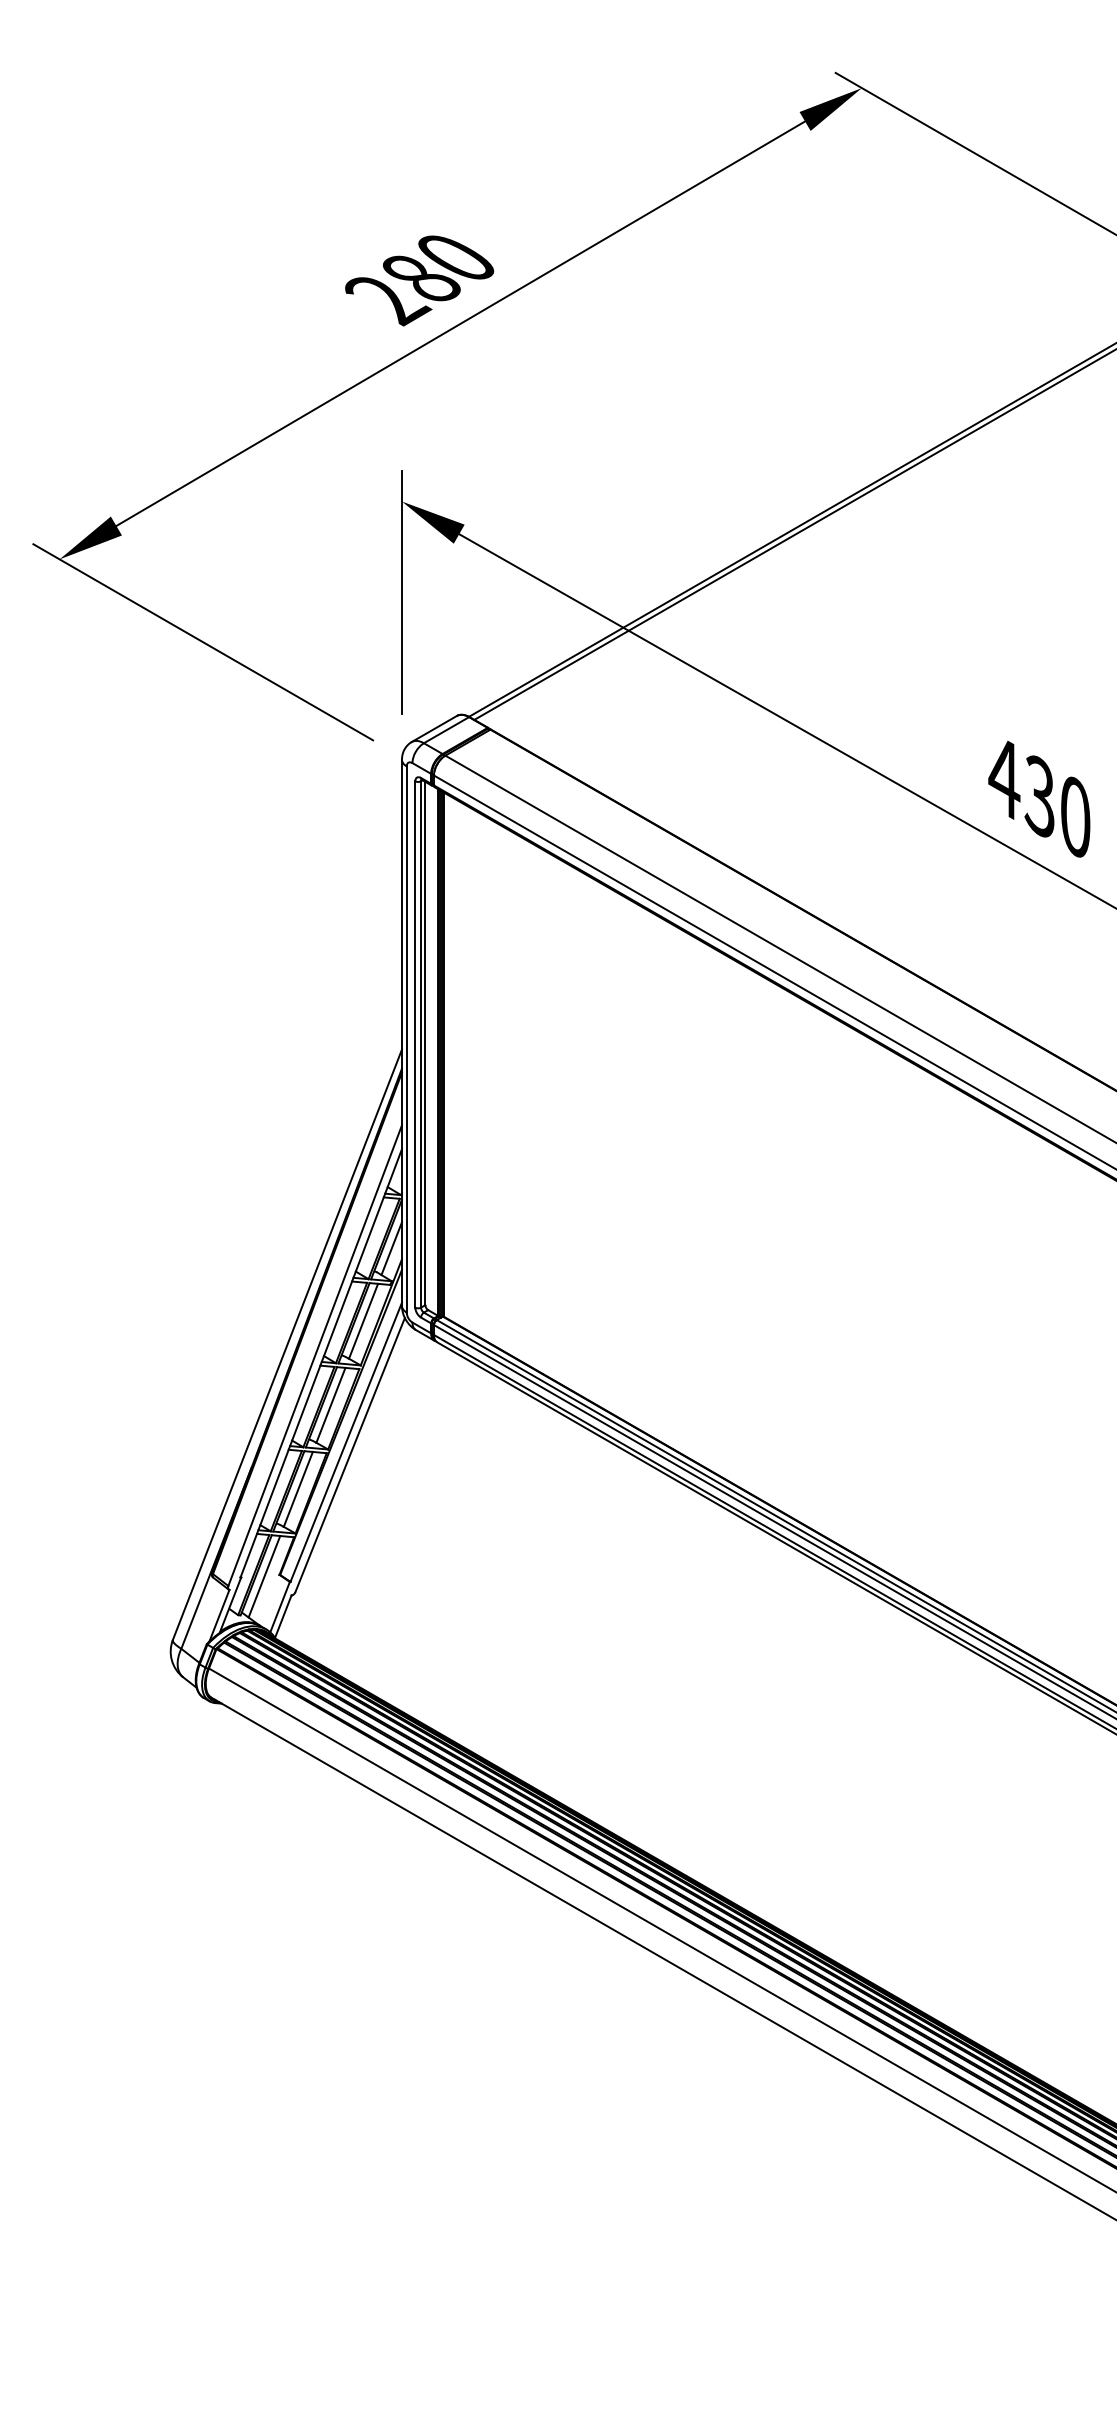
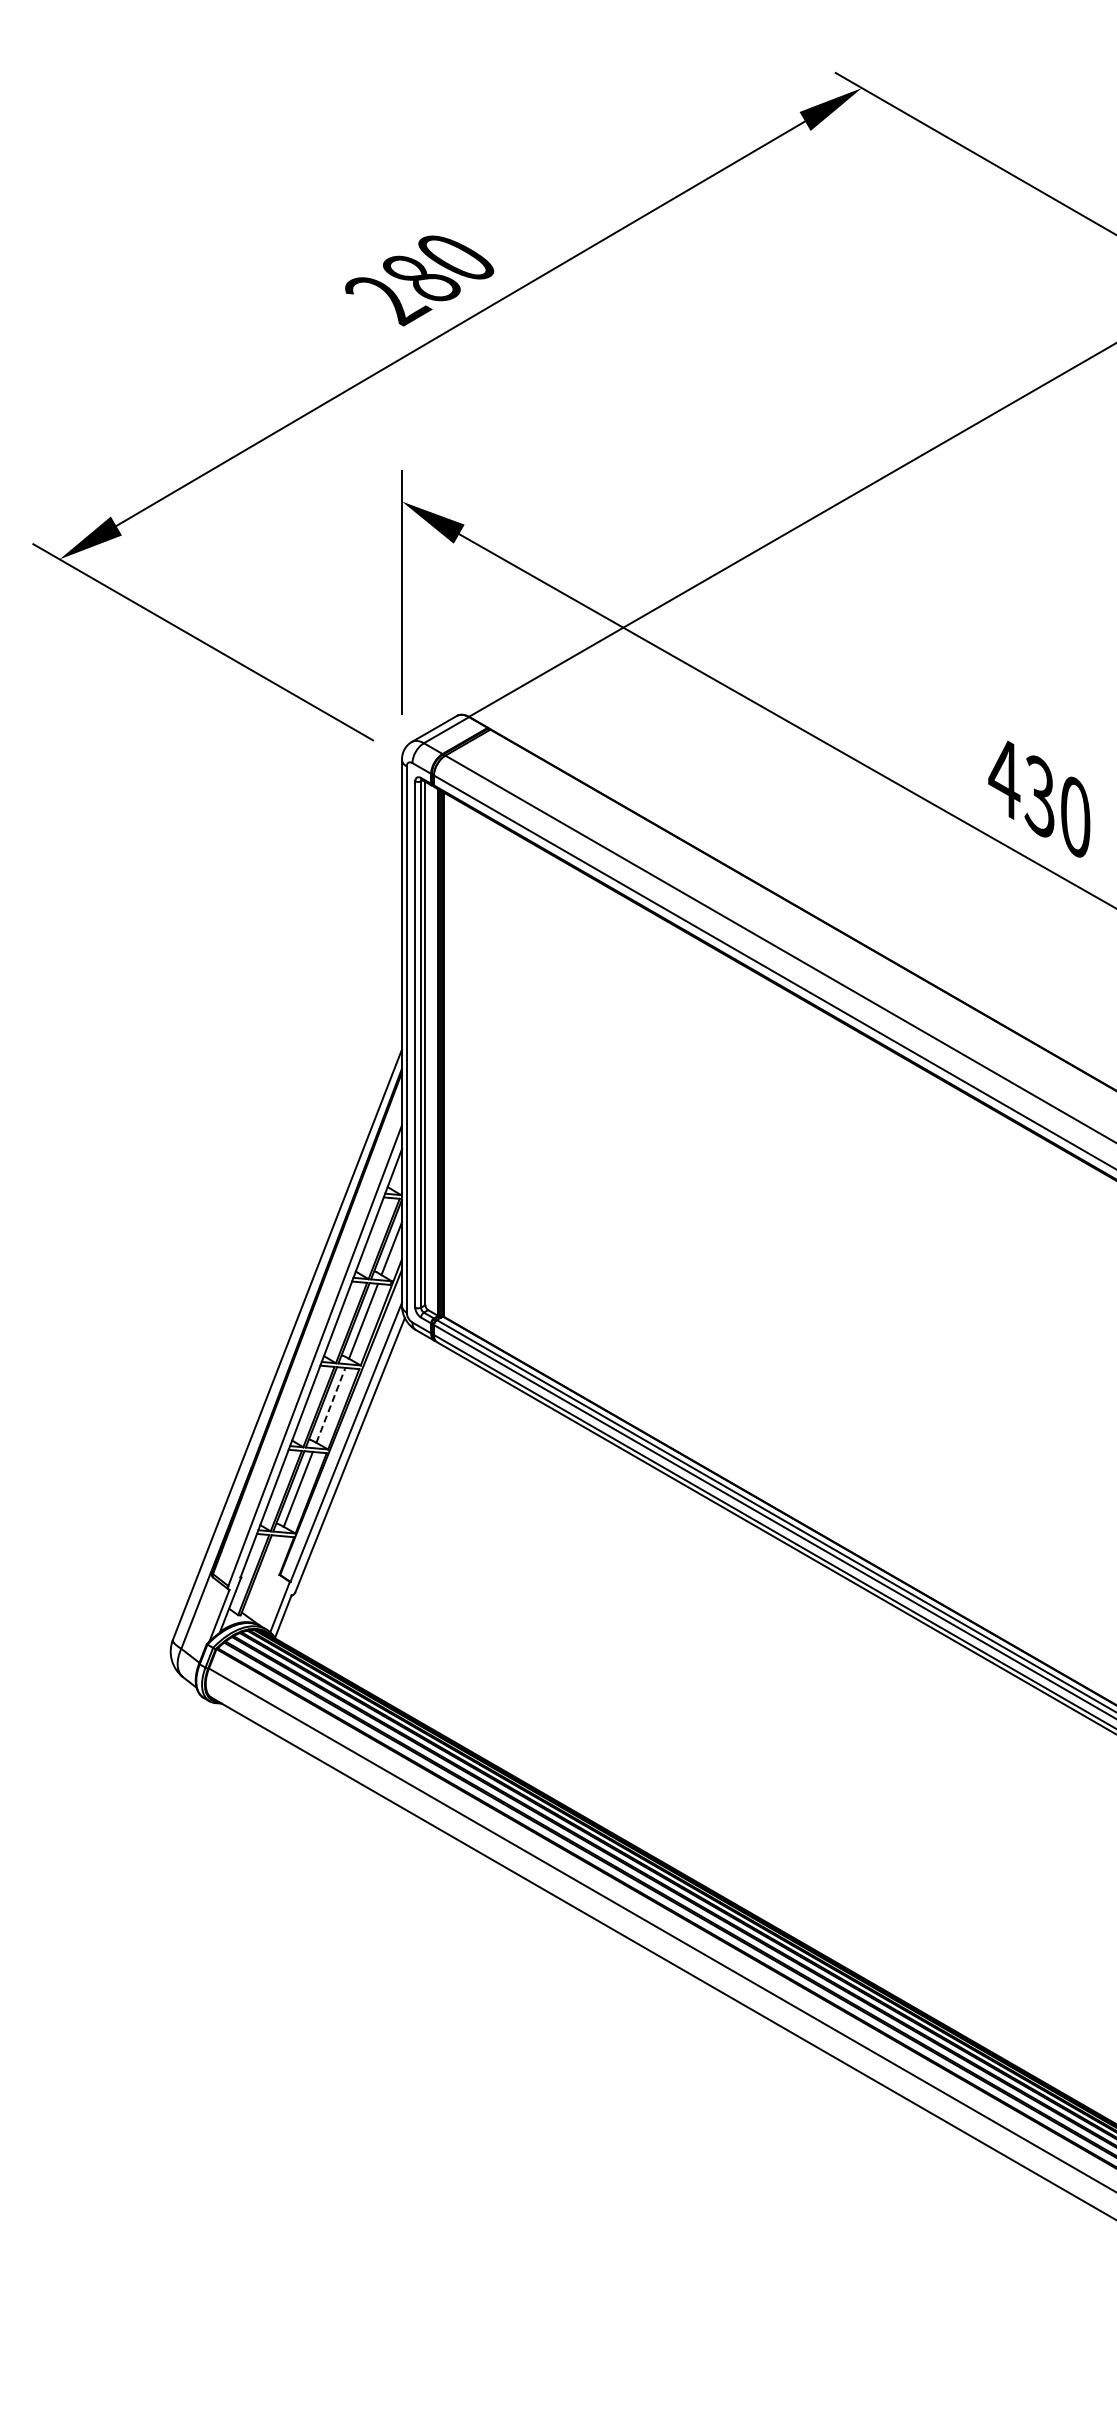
line: present -> none (793, 535)
line: solid -> dashed (331, 1404)
line: present -> none (264, 1576)
